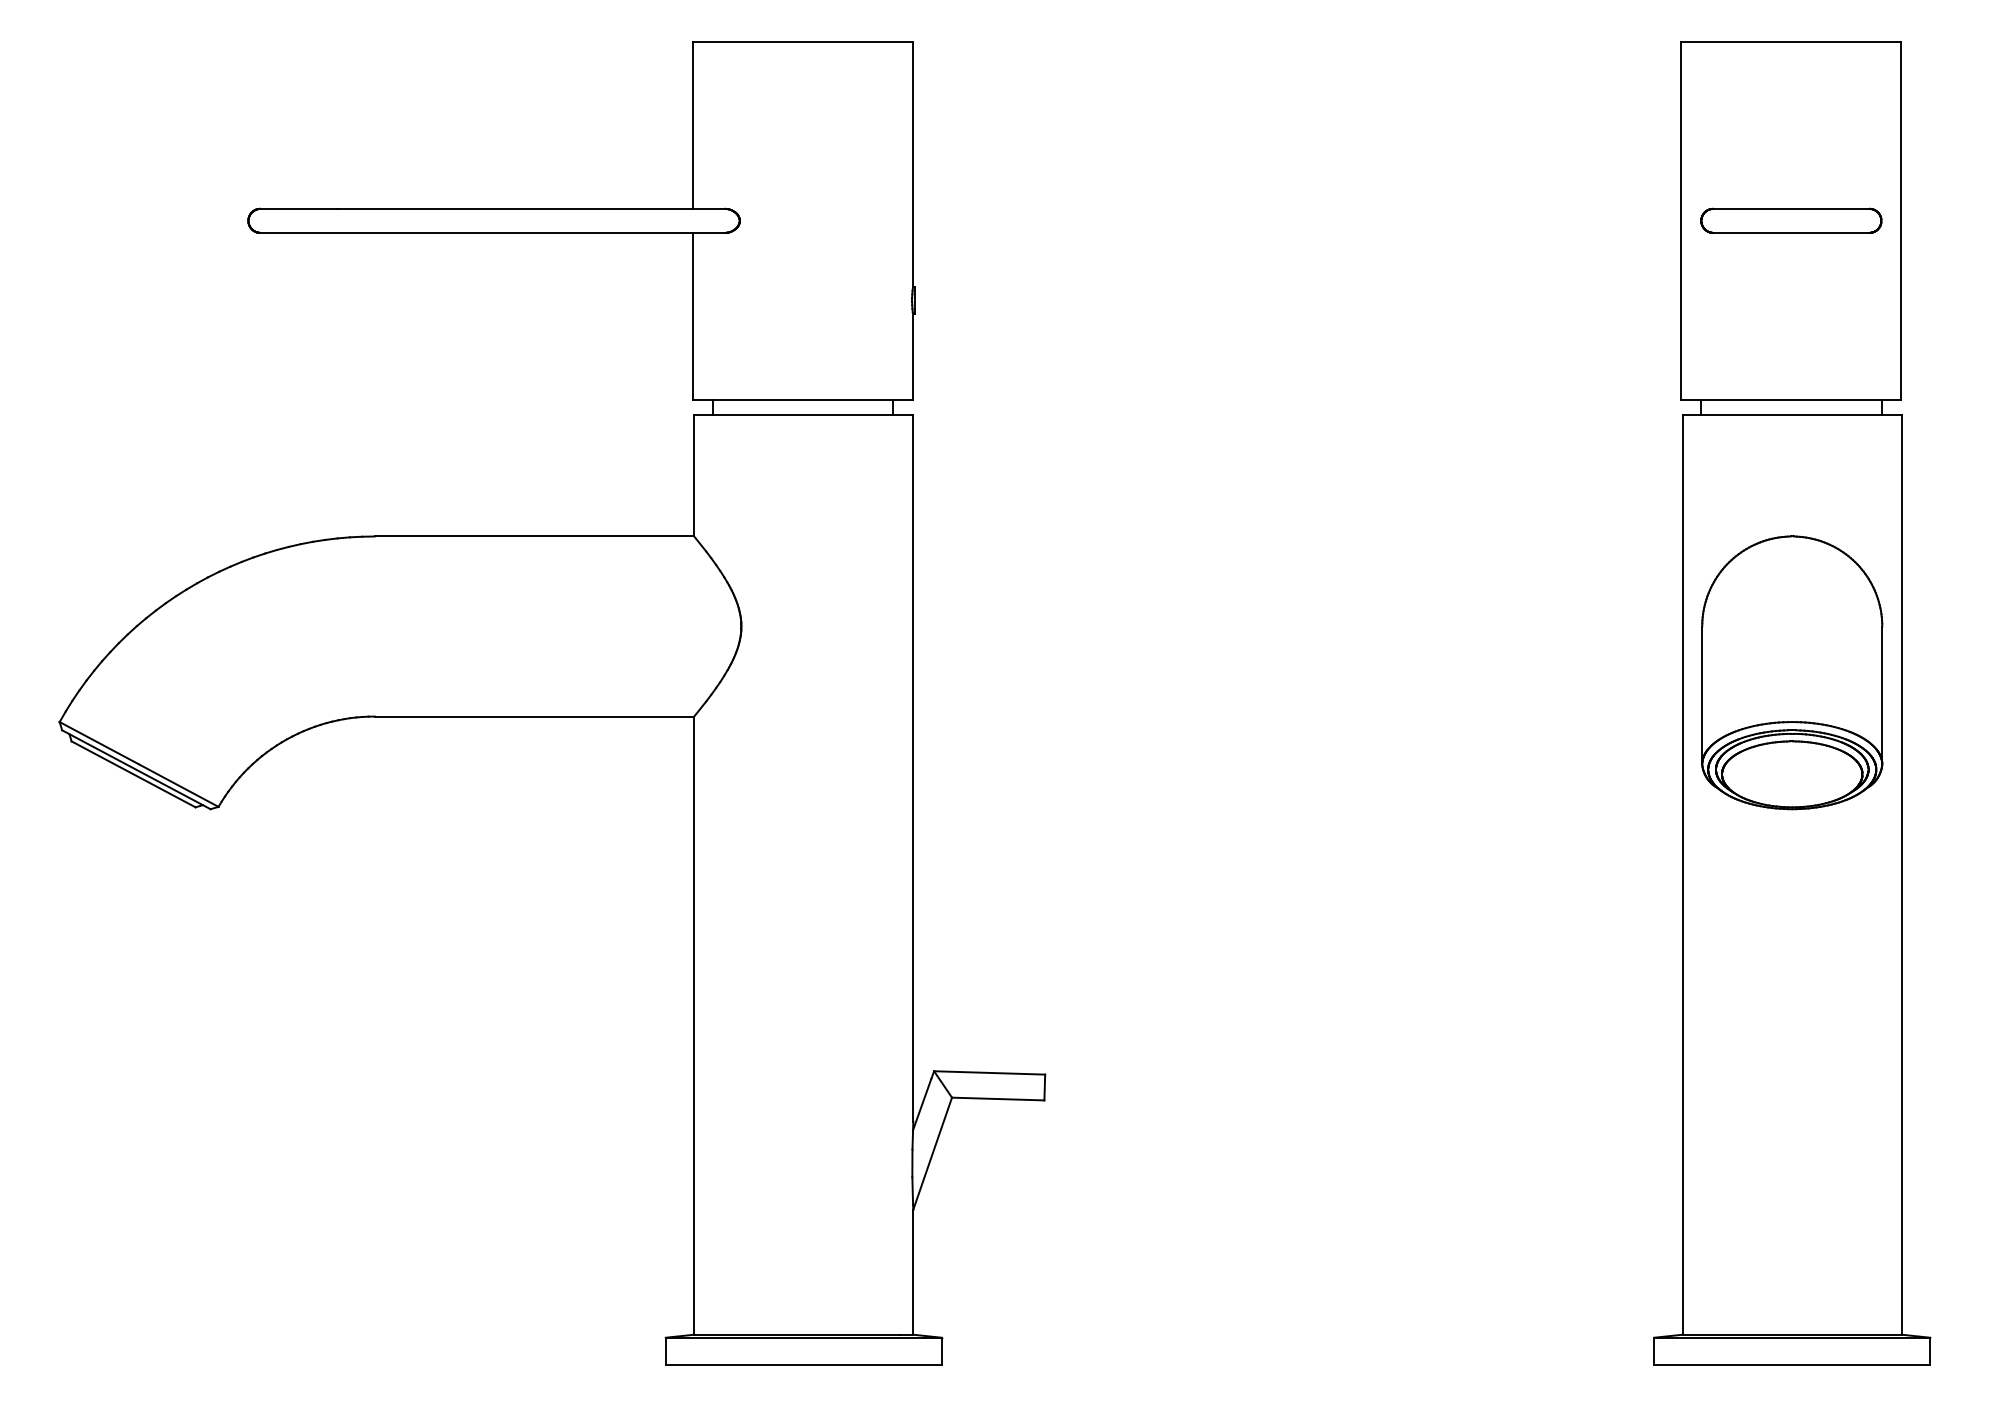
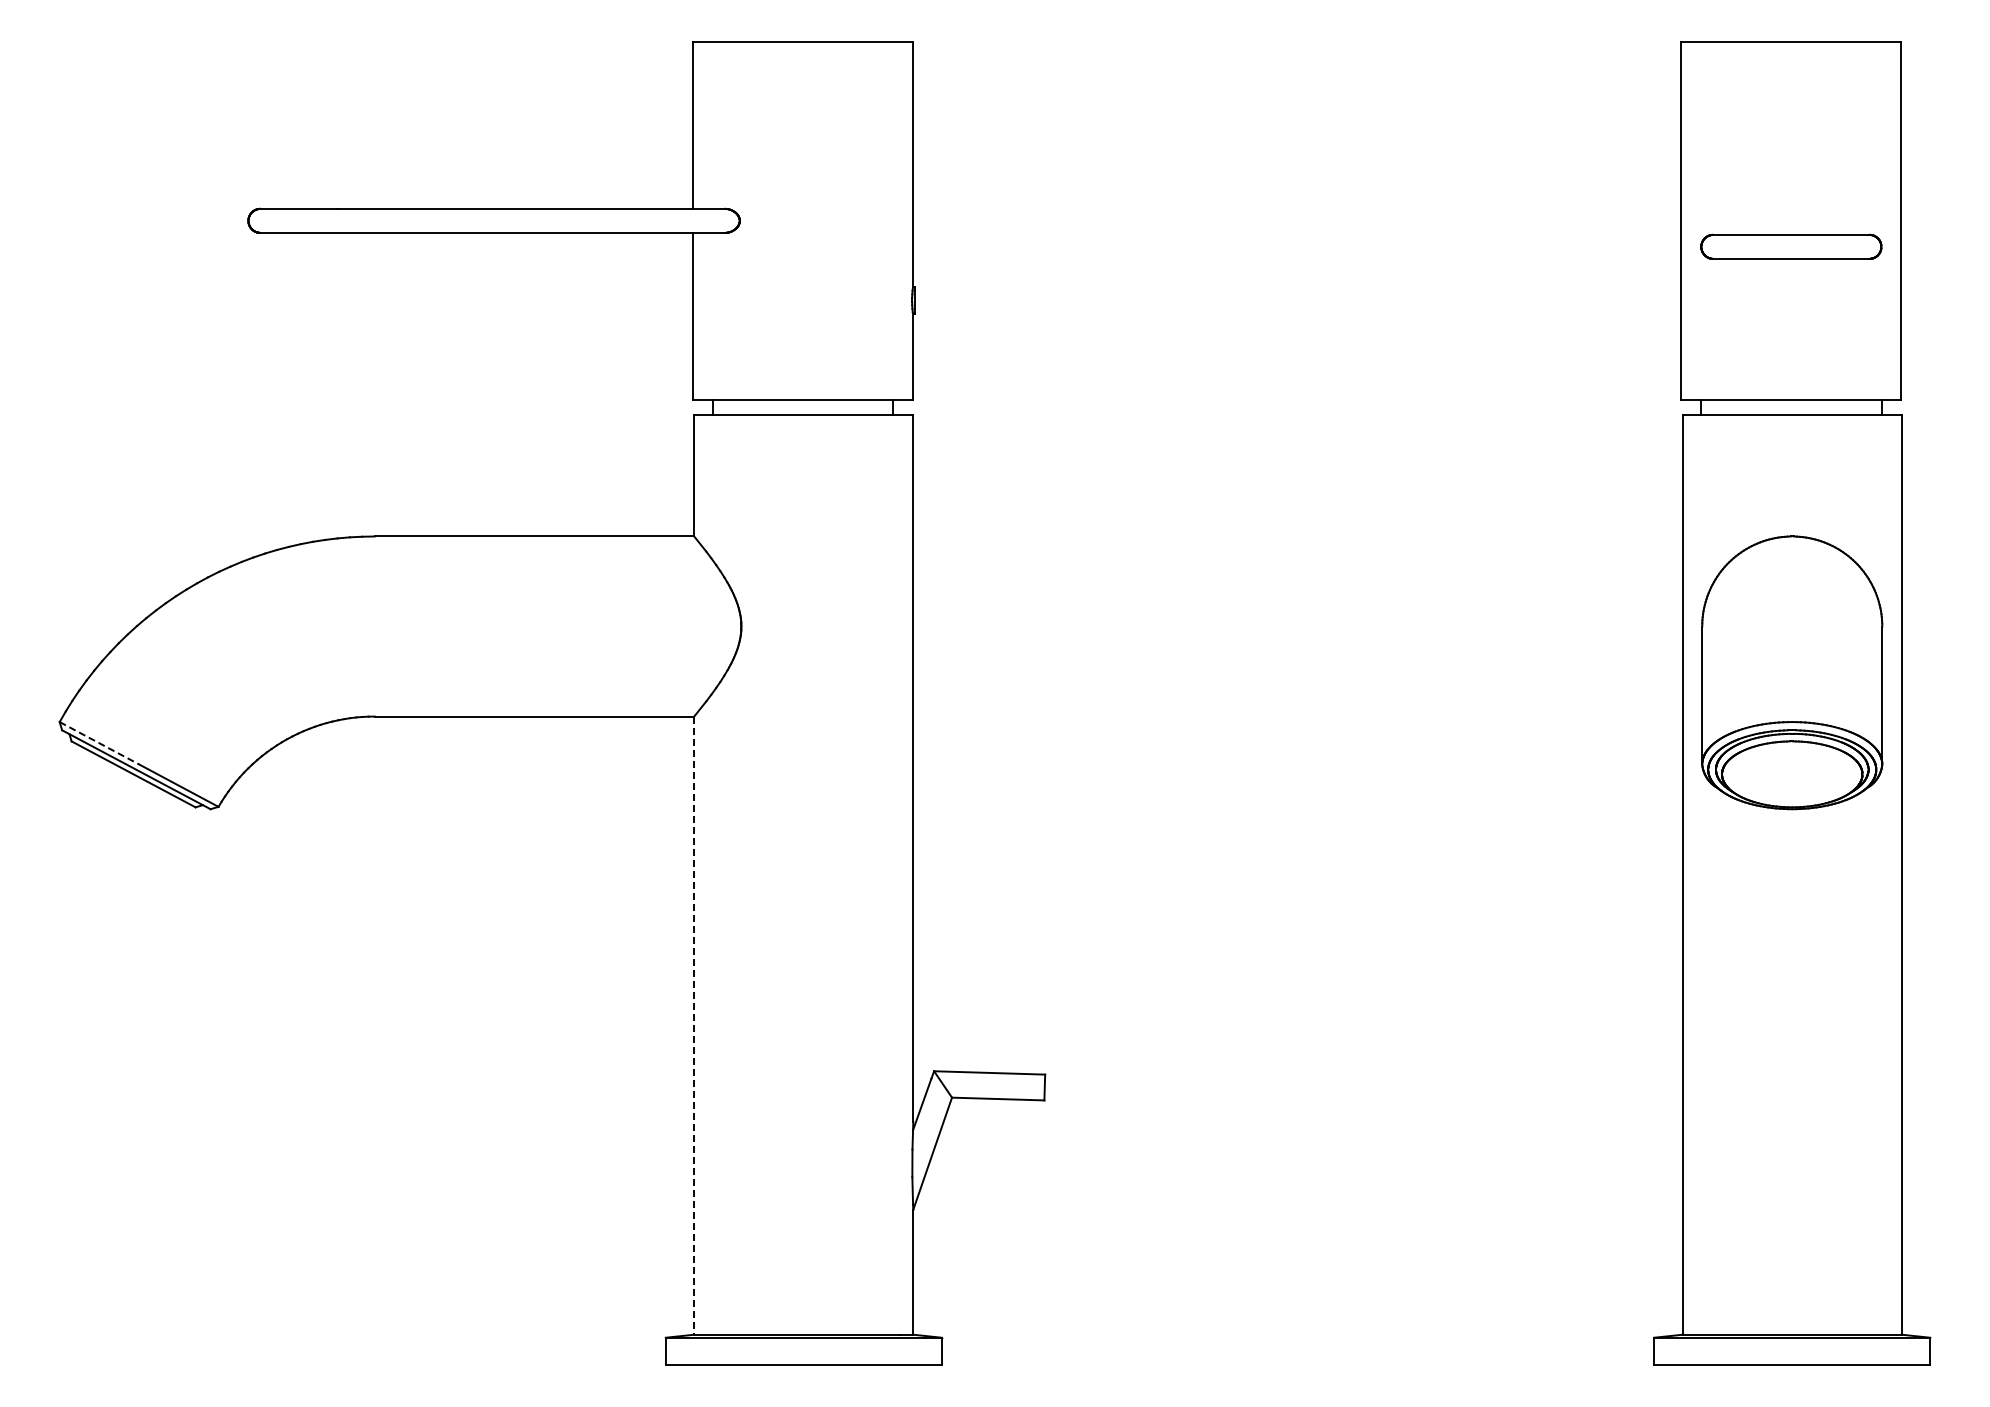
part position: (1791, 220) -> (1791, 246) (1791, 246)
line: solid -> dashed (99, 743)
line: solid -> dashed (694, 1026)
